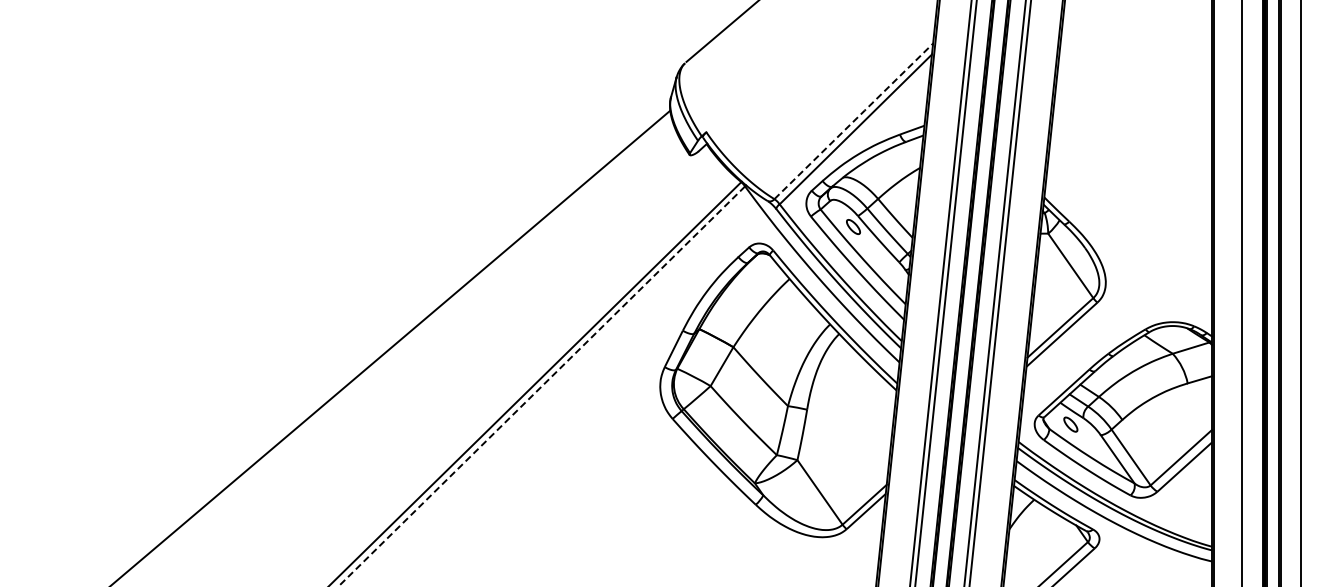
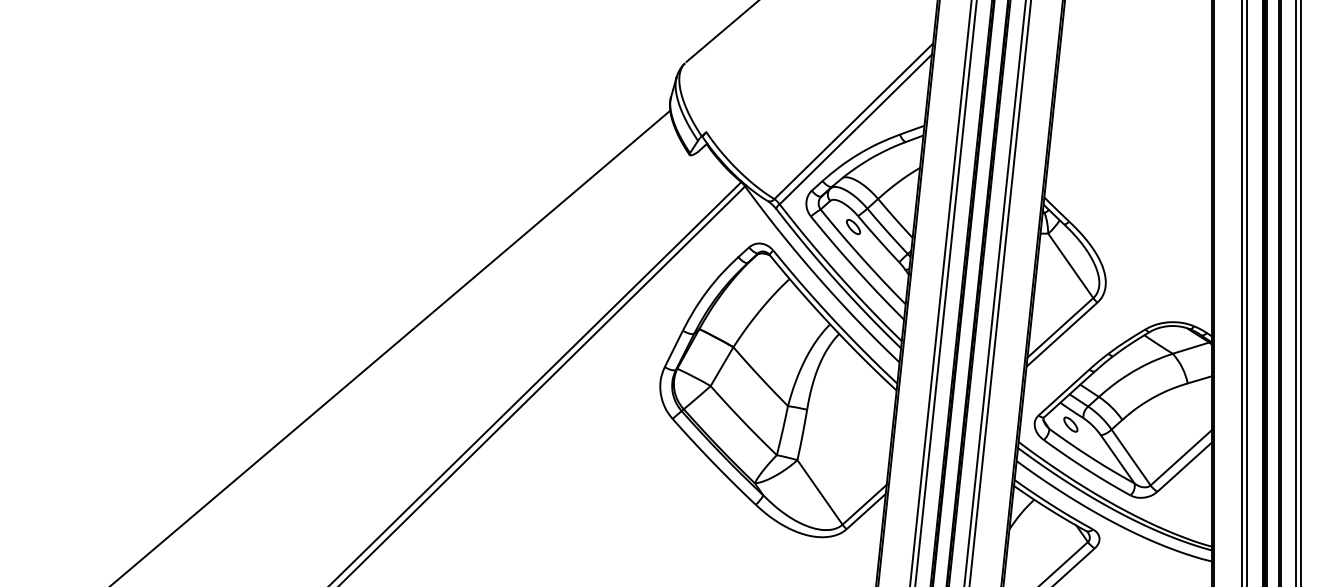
line: dashed -> solid (854, 121)
line: none -> present (1247, 292)
line: none -> present (1295, 292)
line: dashed -> solid (541, 386)
